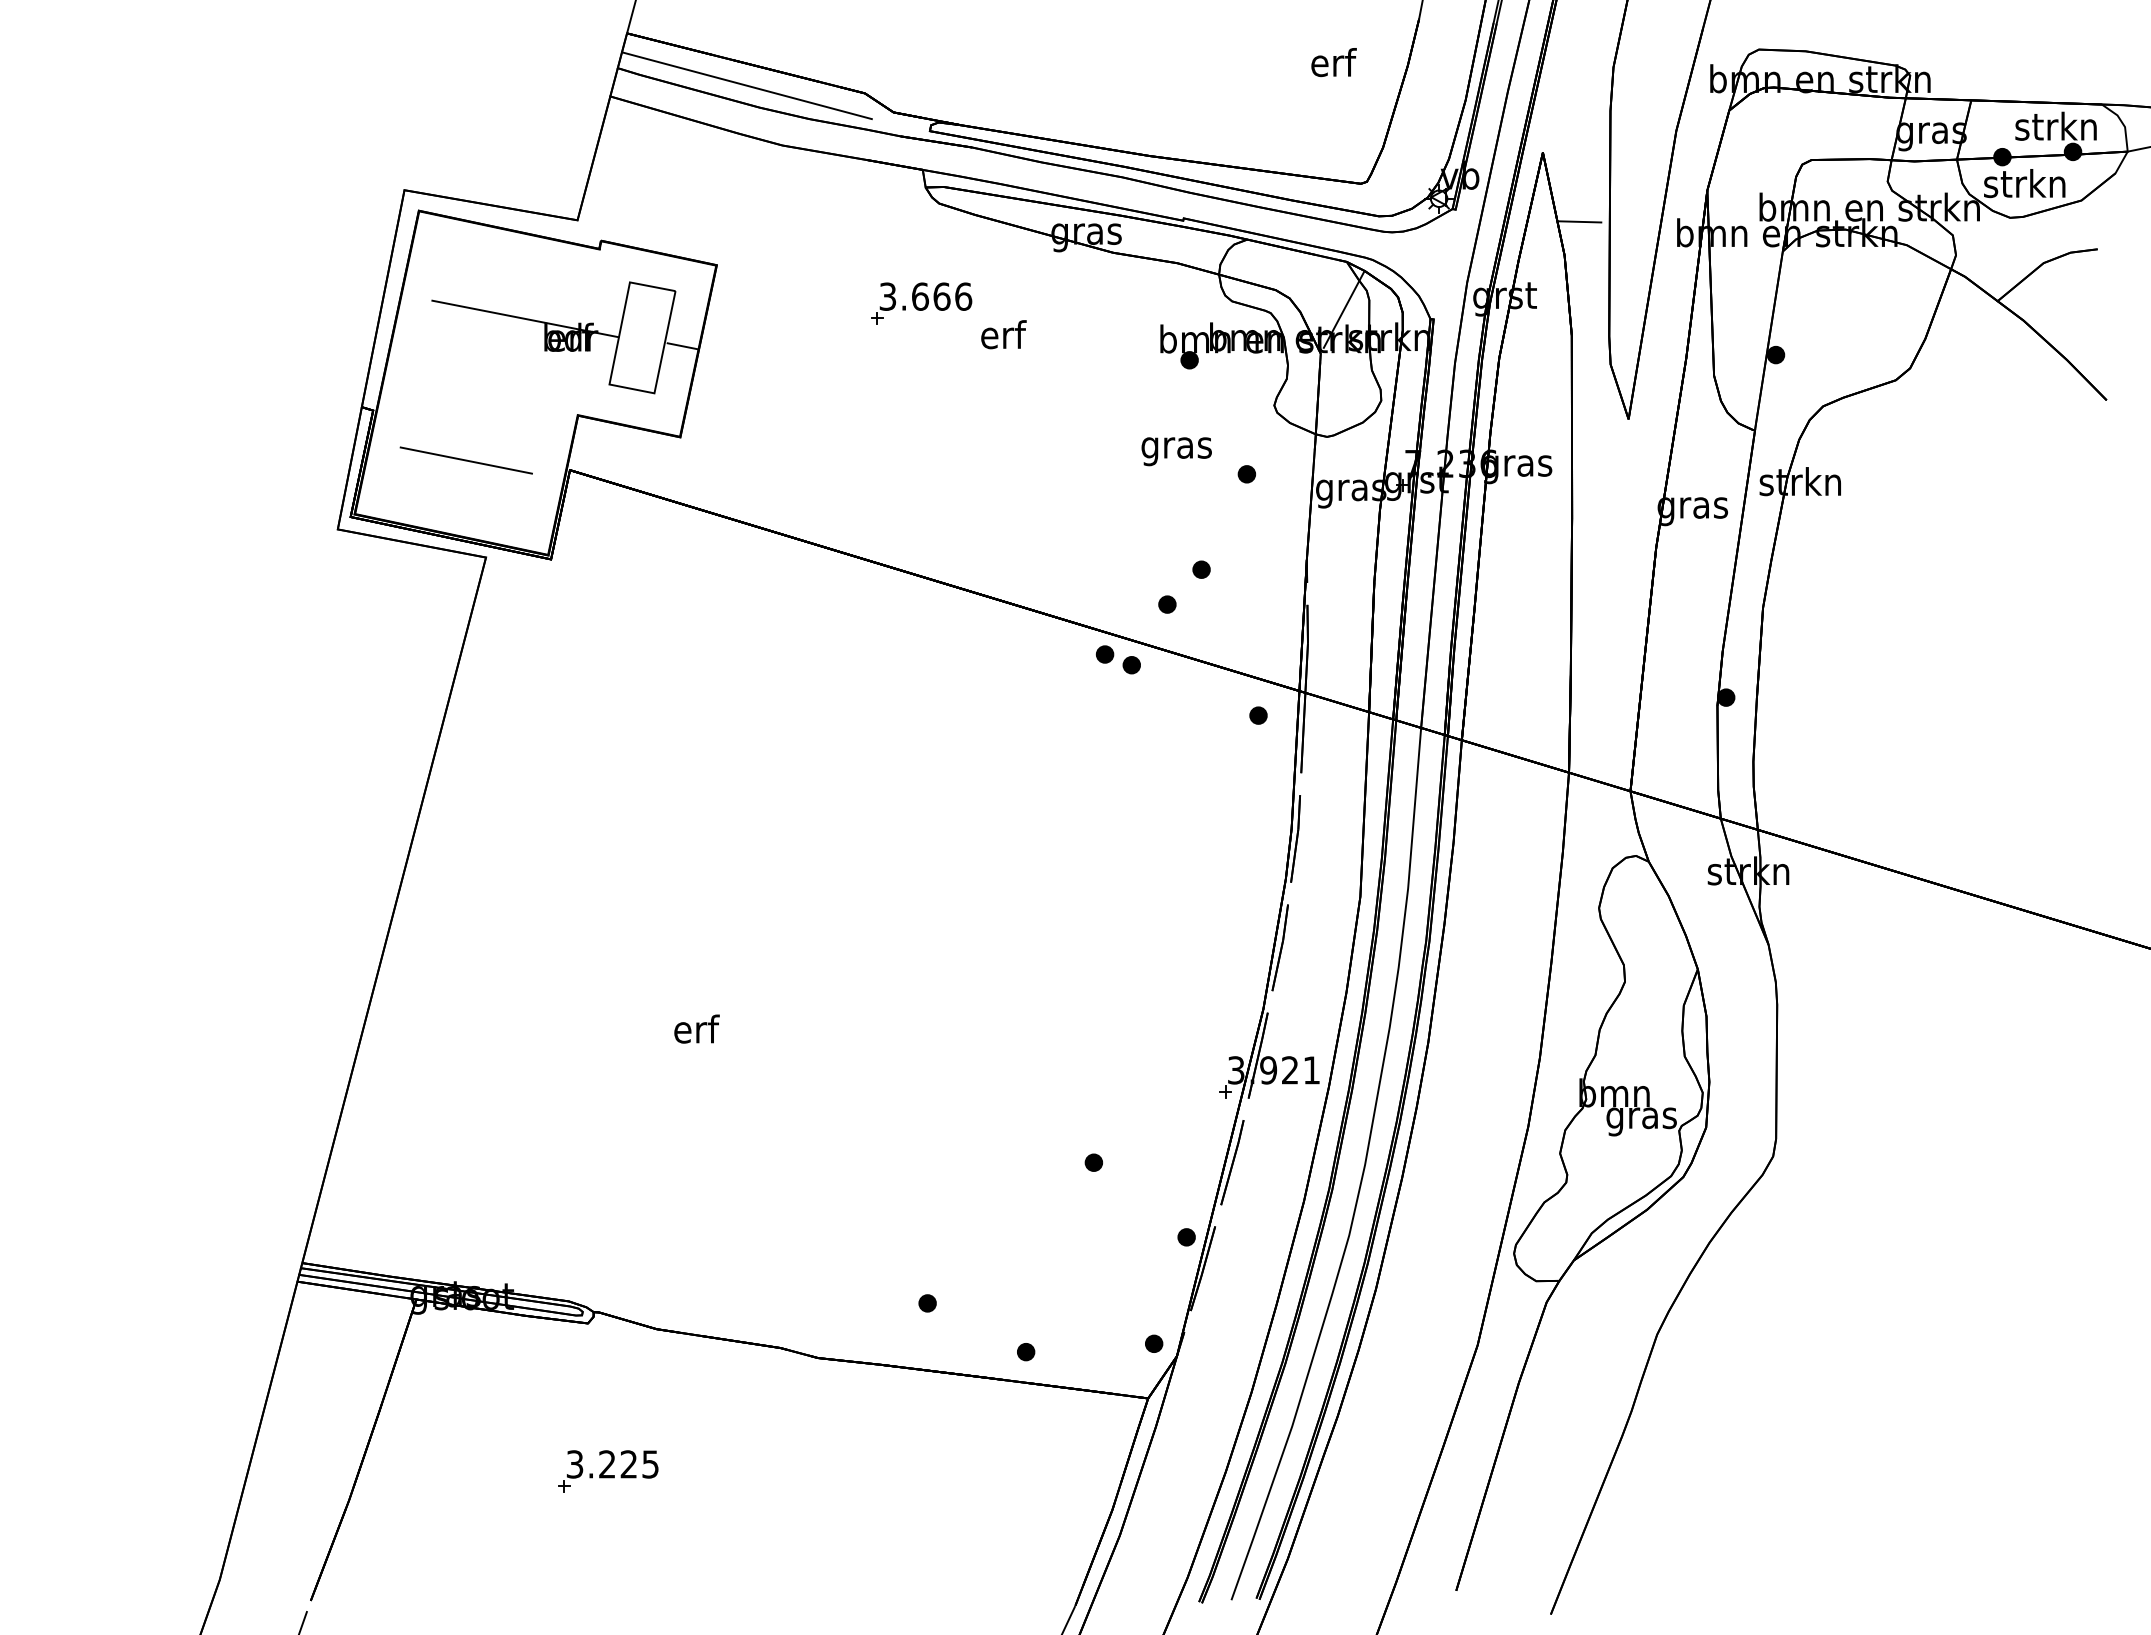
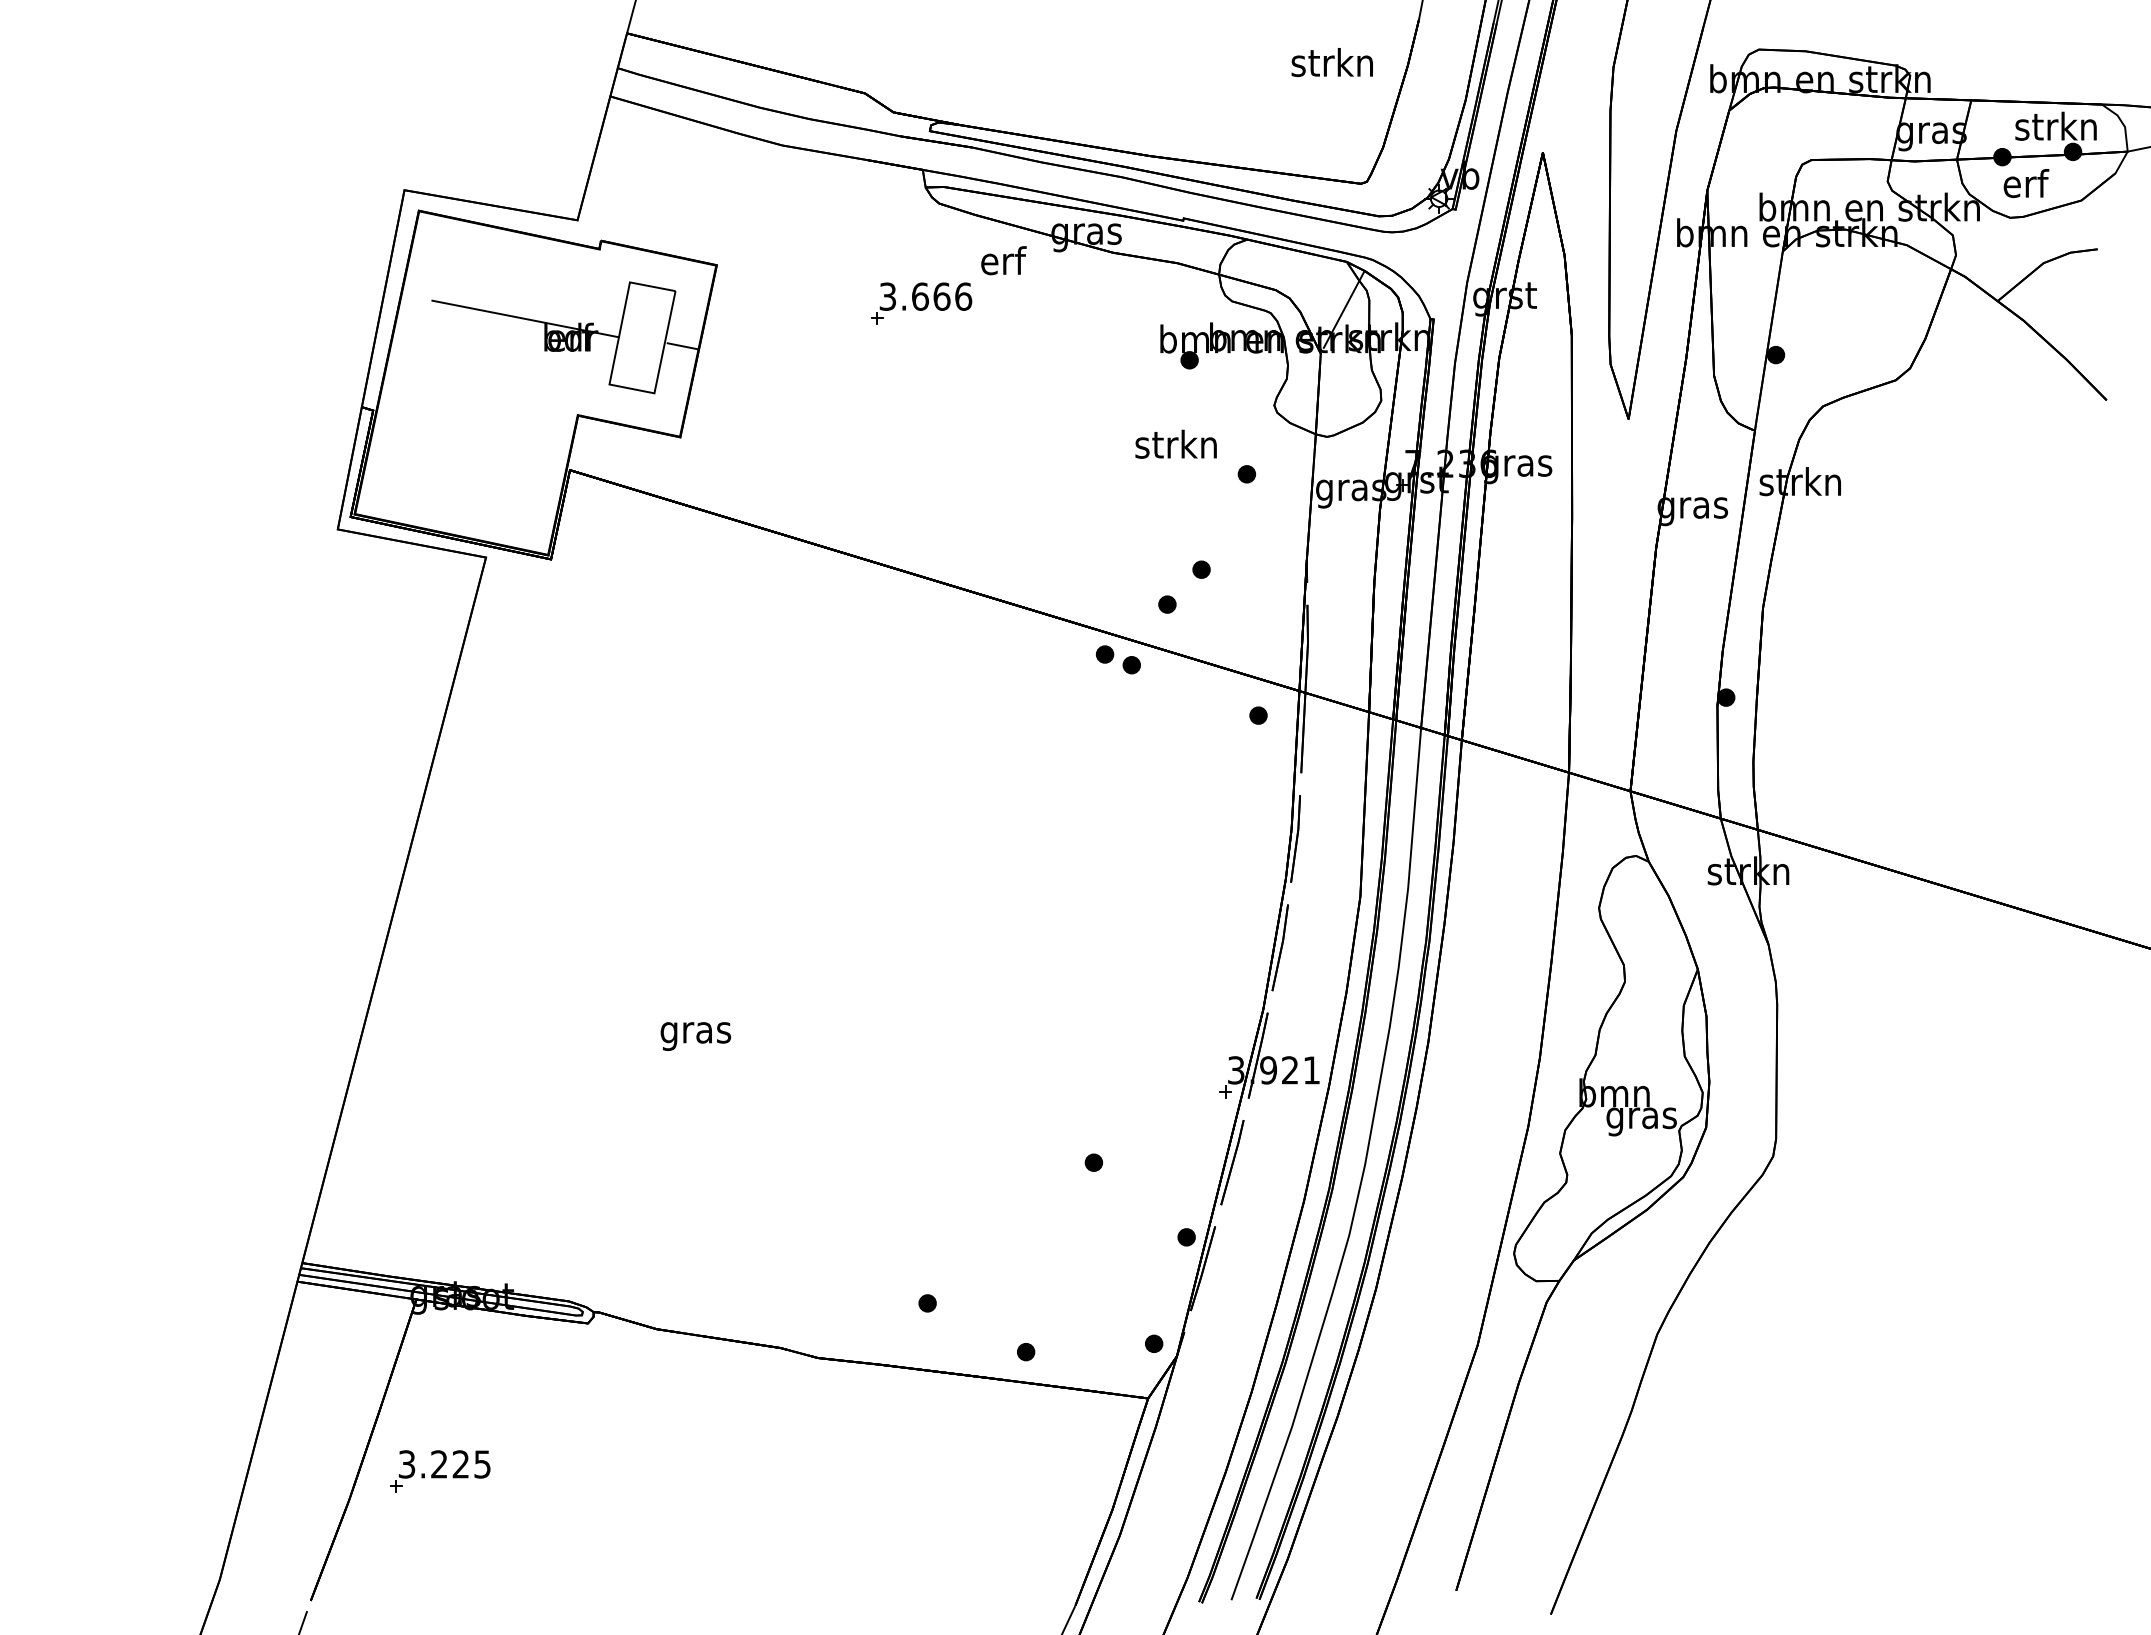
text: erf -> strkn (1331, 62)
line: present -> none (746, 85)
text: strkn -> erf (2024, 183)
line: present -> none (1579, 221)
text position: (1003, 334) -> (1003, 260) (1003, 260)
text: gras -> strkn (1175, 447)
line: present -> none (465, 460)
text: erf -> gras (695, 1032)
part position: (608, 1471) -> (440, 1471) (440, 1471)
